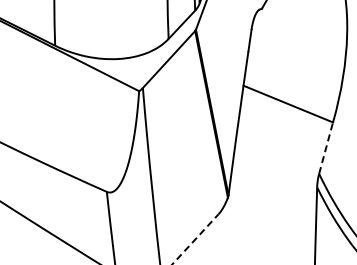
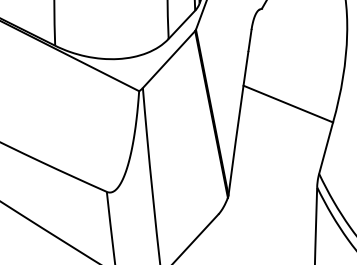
line: dashed -> solid (326, 148)
line: dashed -> solid (195, 239)
